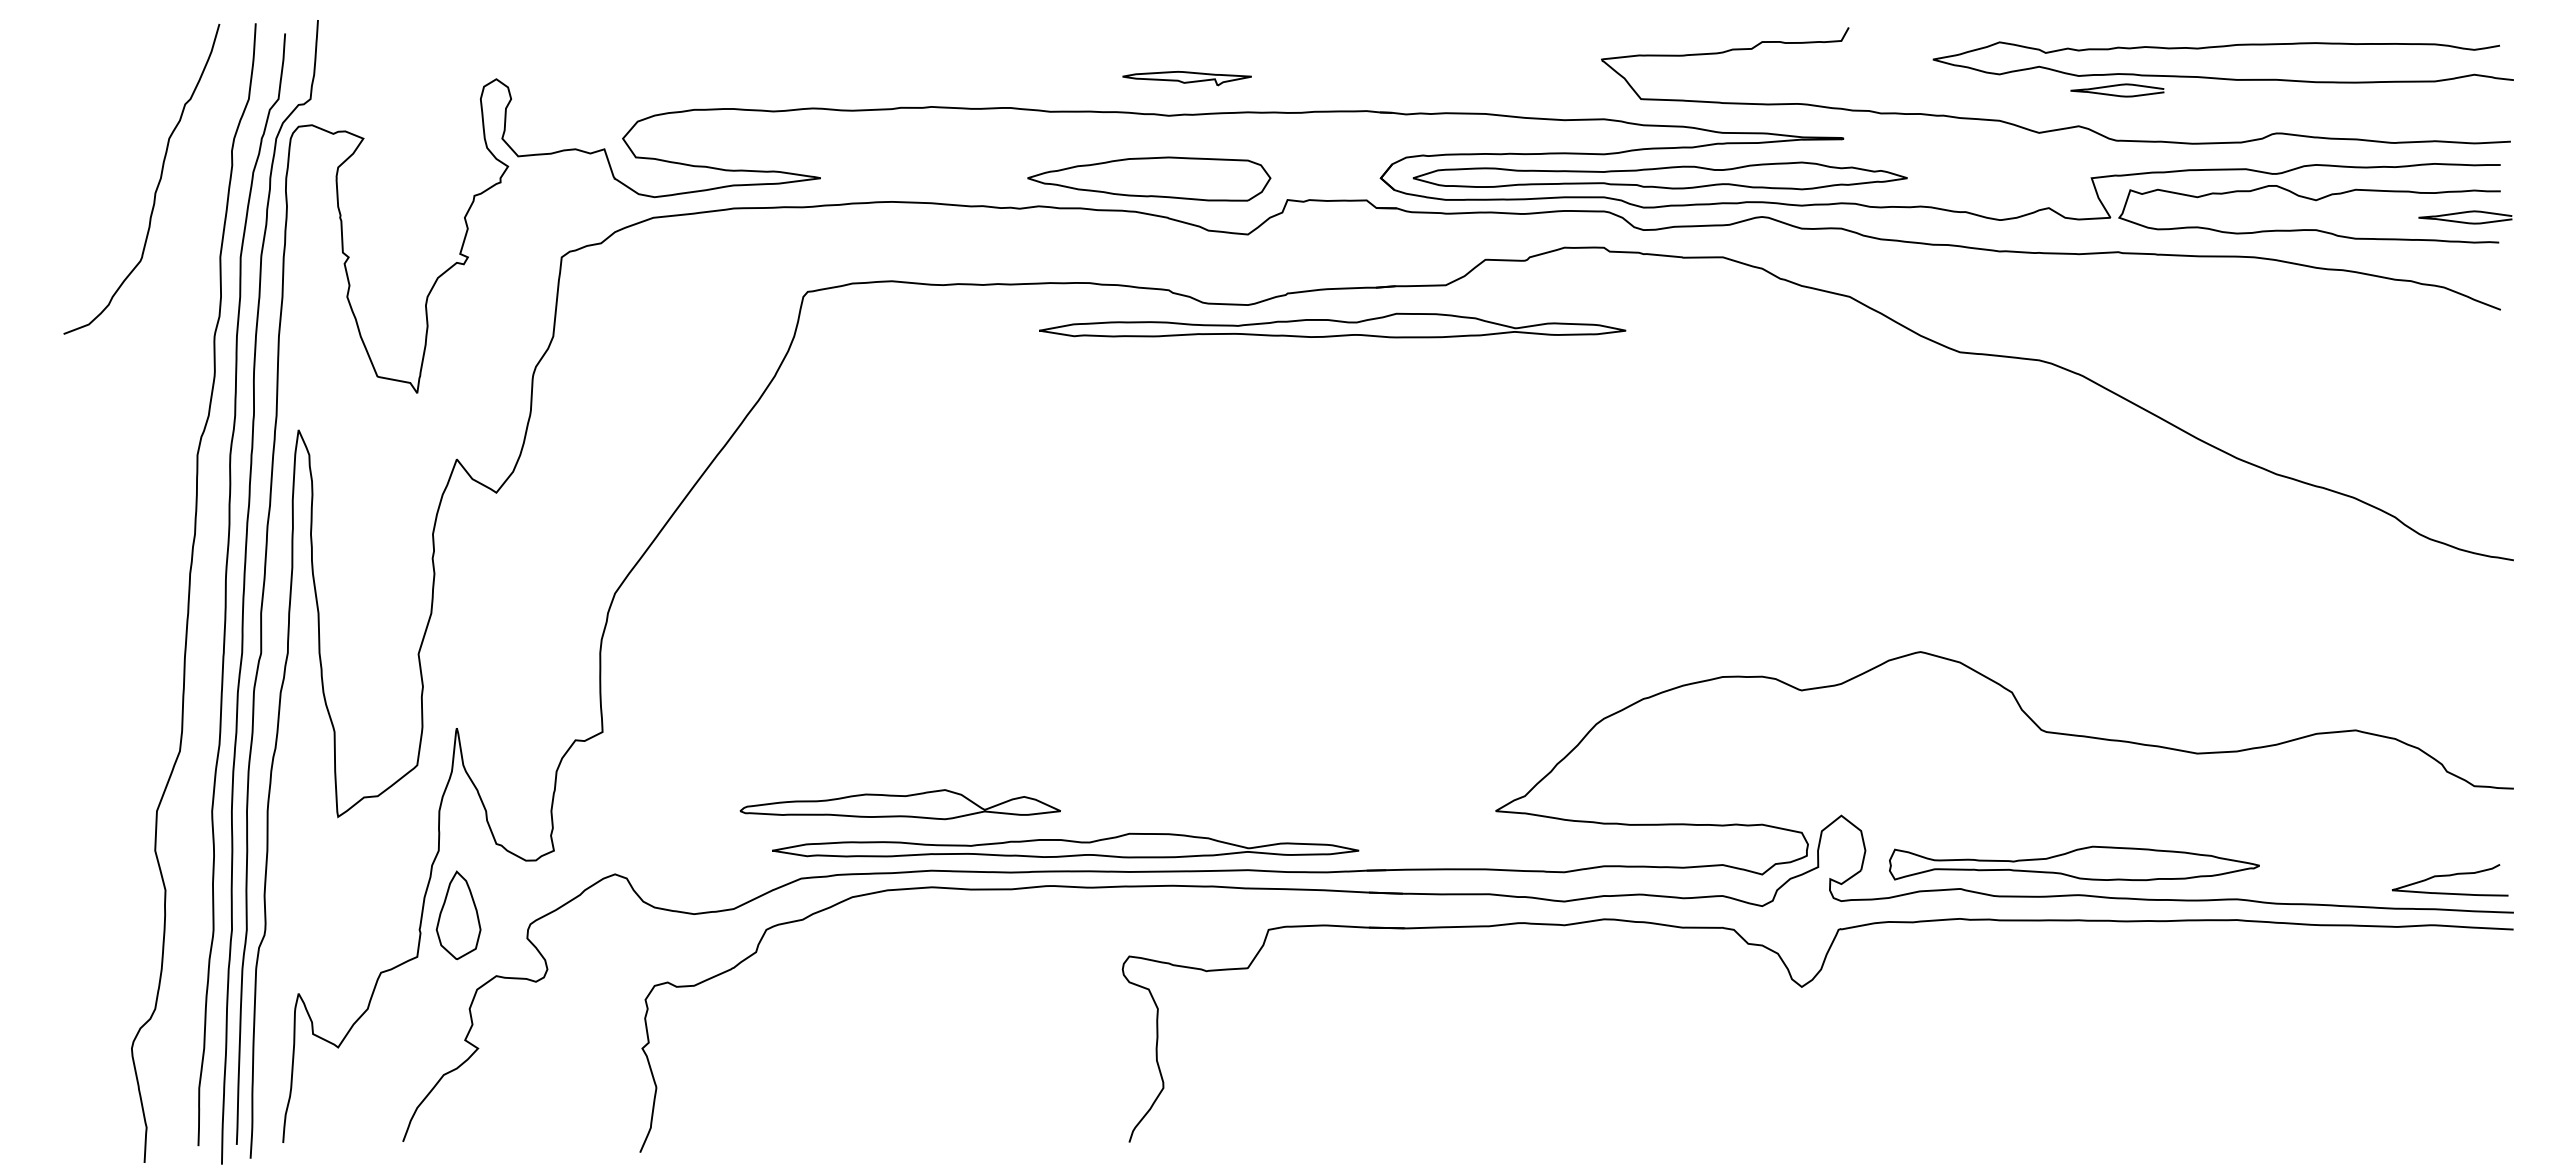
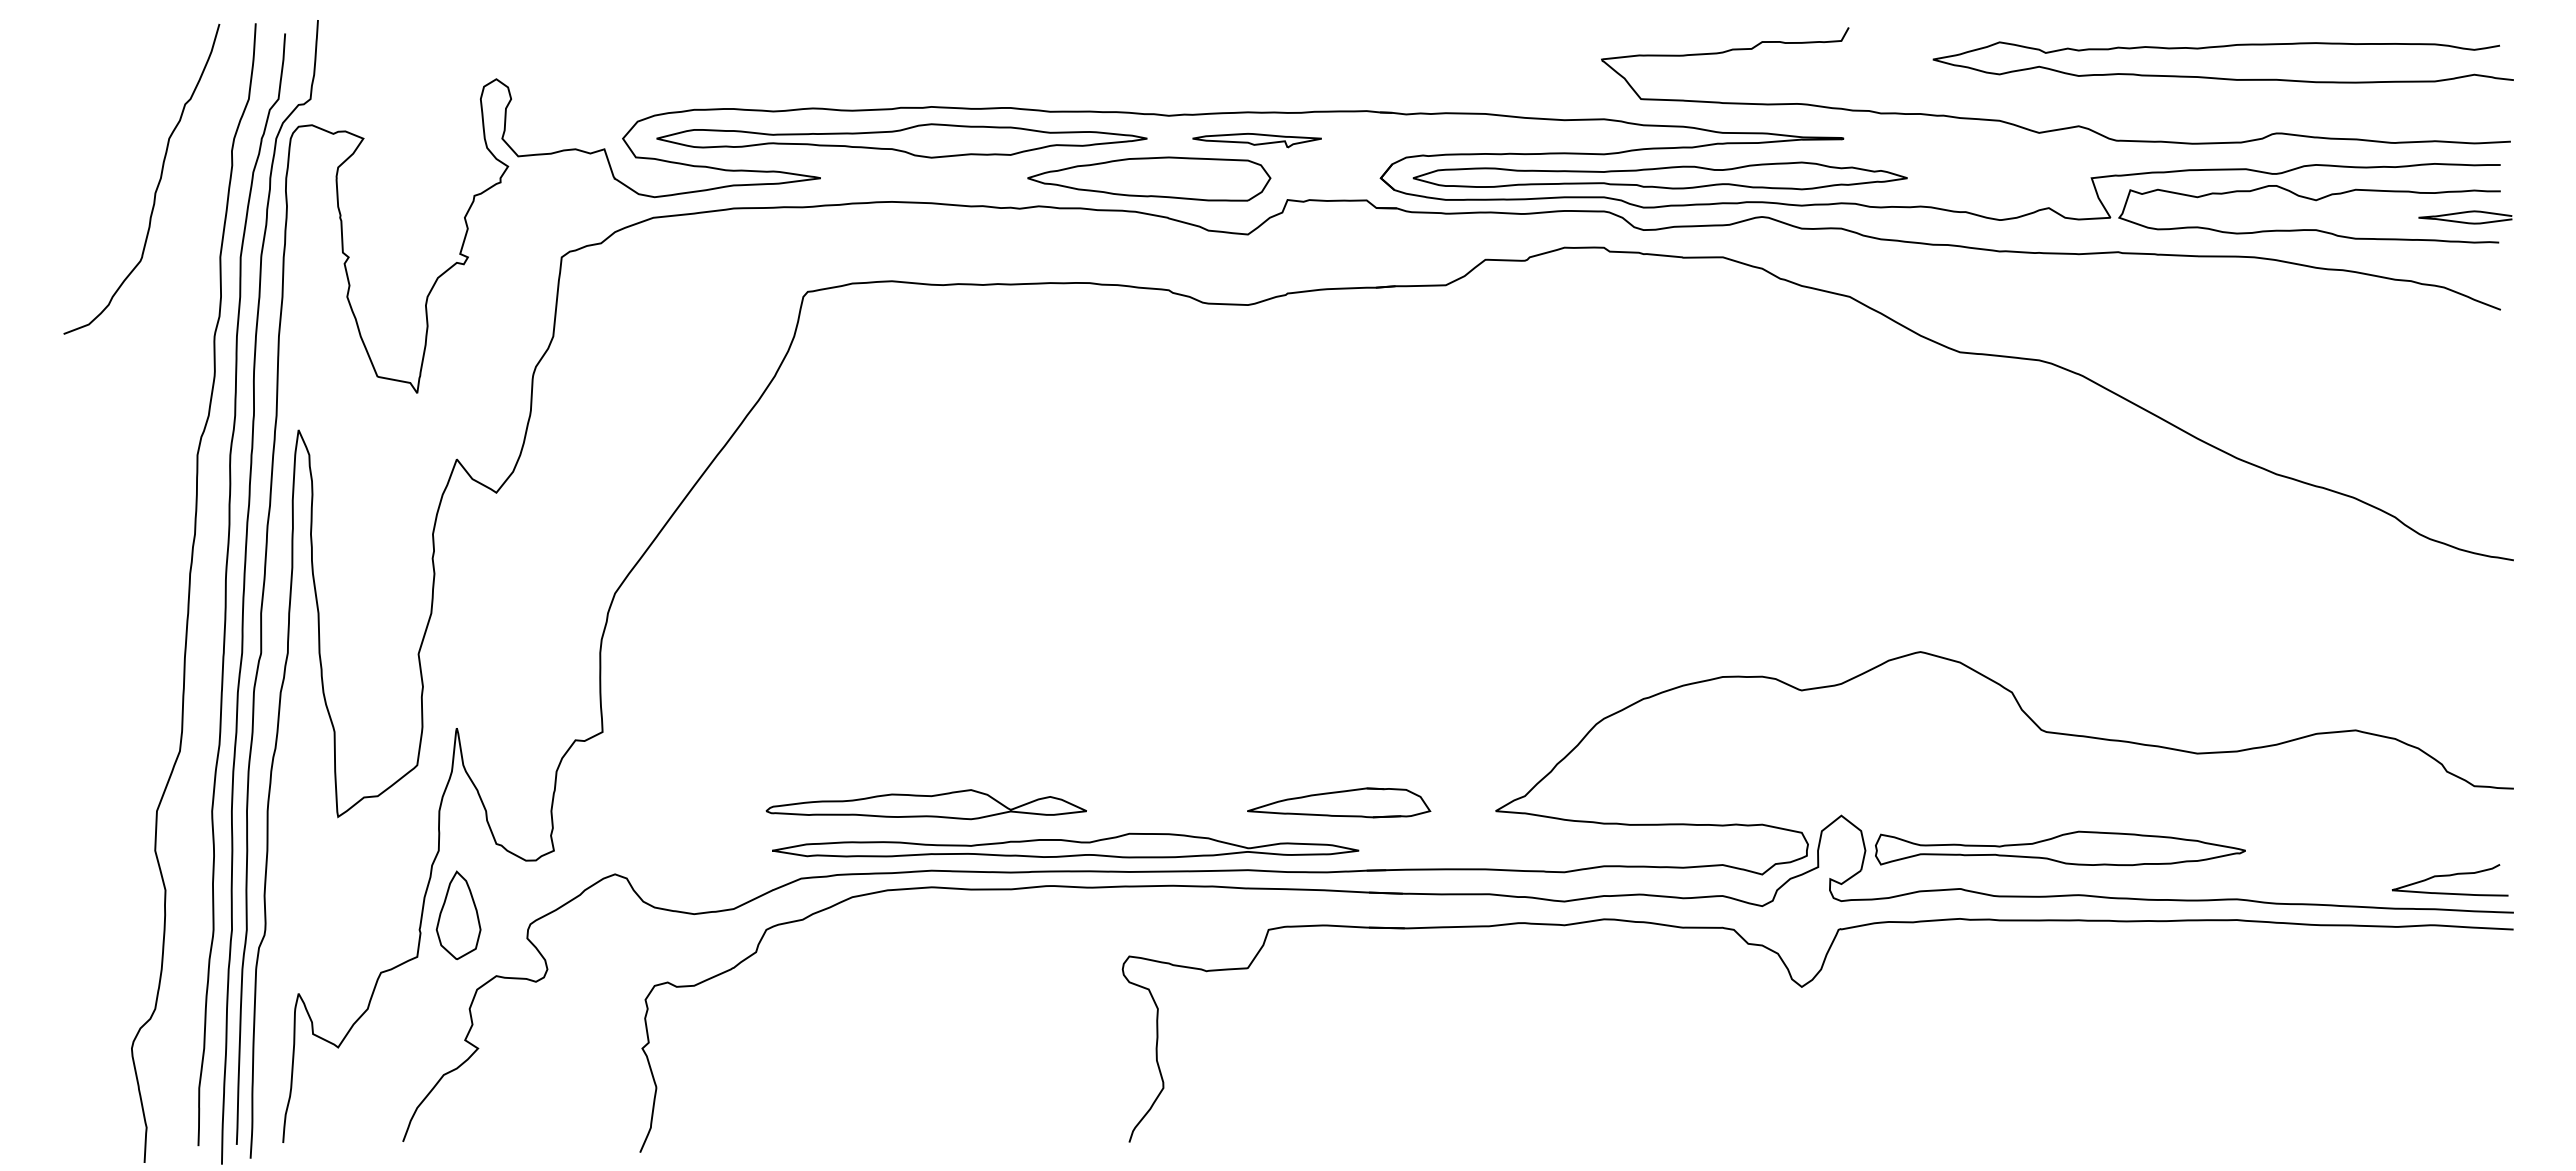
part position: (1186, 78) -> (1256, 140) (1256, 140)
curve: present -> none (2117, 86)
part: none -> present (901, 140)
part: present -> none (1332, 325)
part: none -> present (1339, 802)
part position: (899, 804) -> (925, 804) (925, 804)
part position: (2074, 863) -> (2060, 848) (2060, 848)
